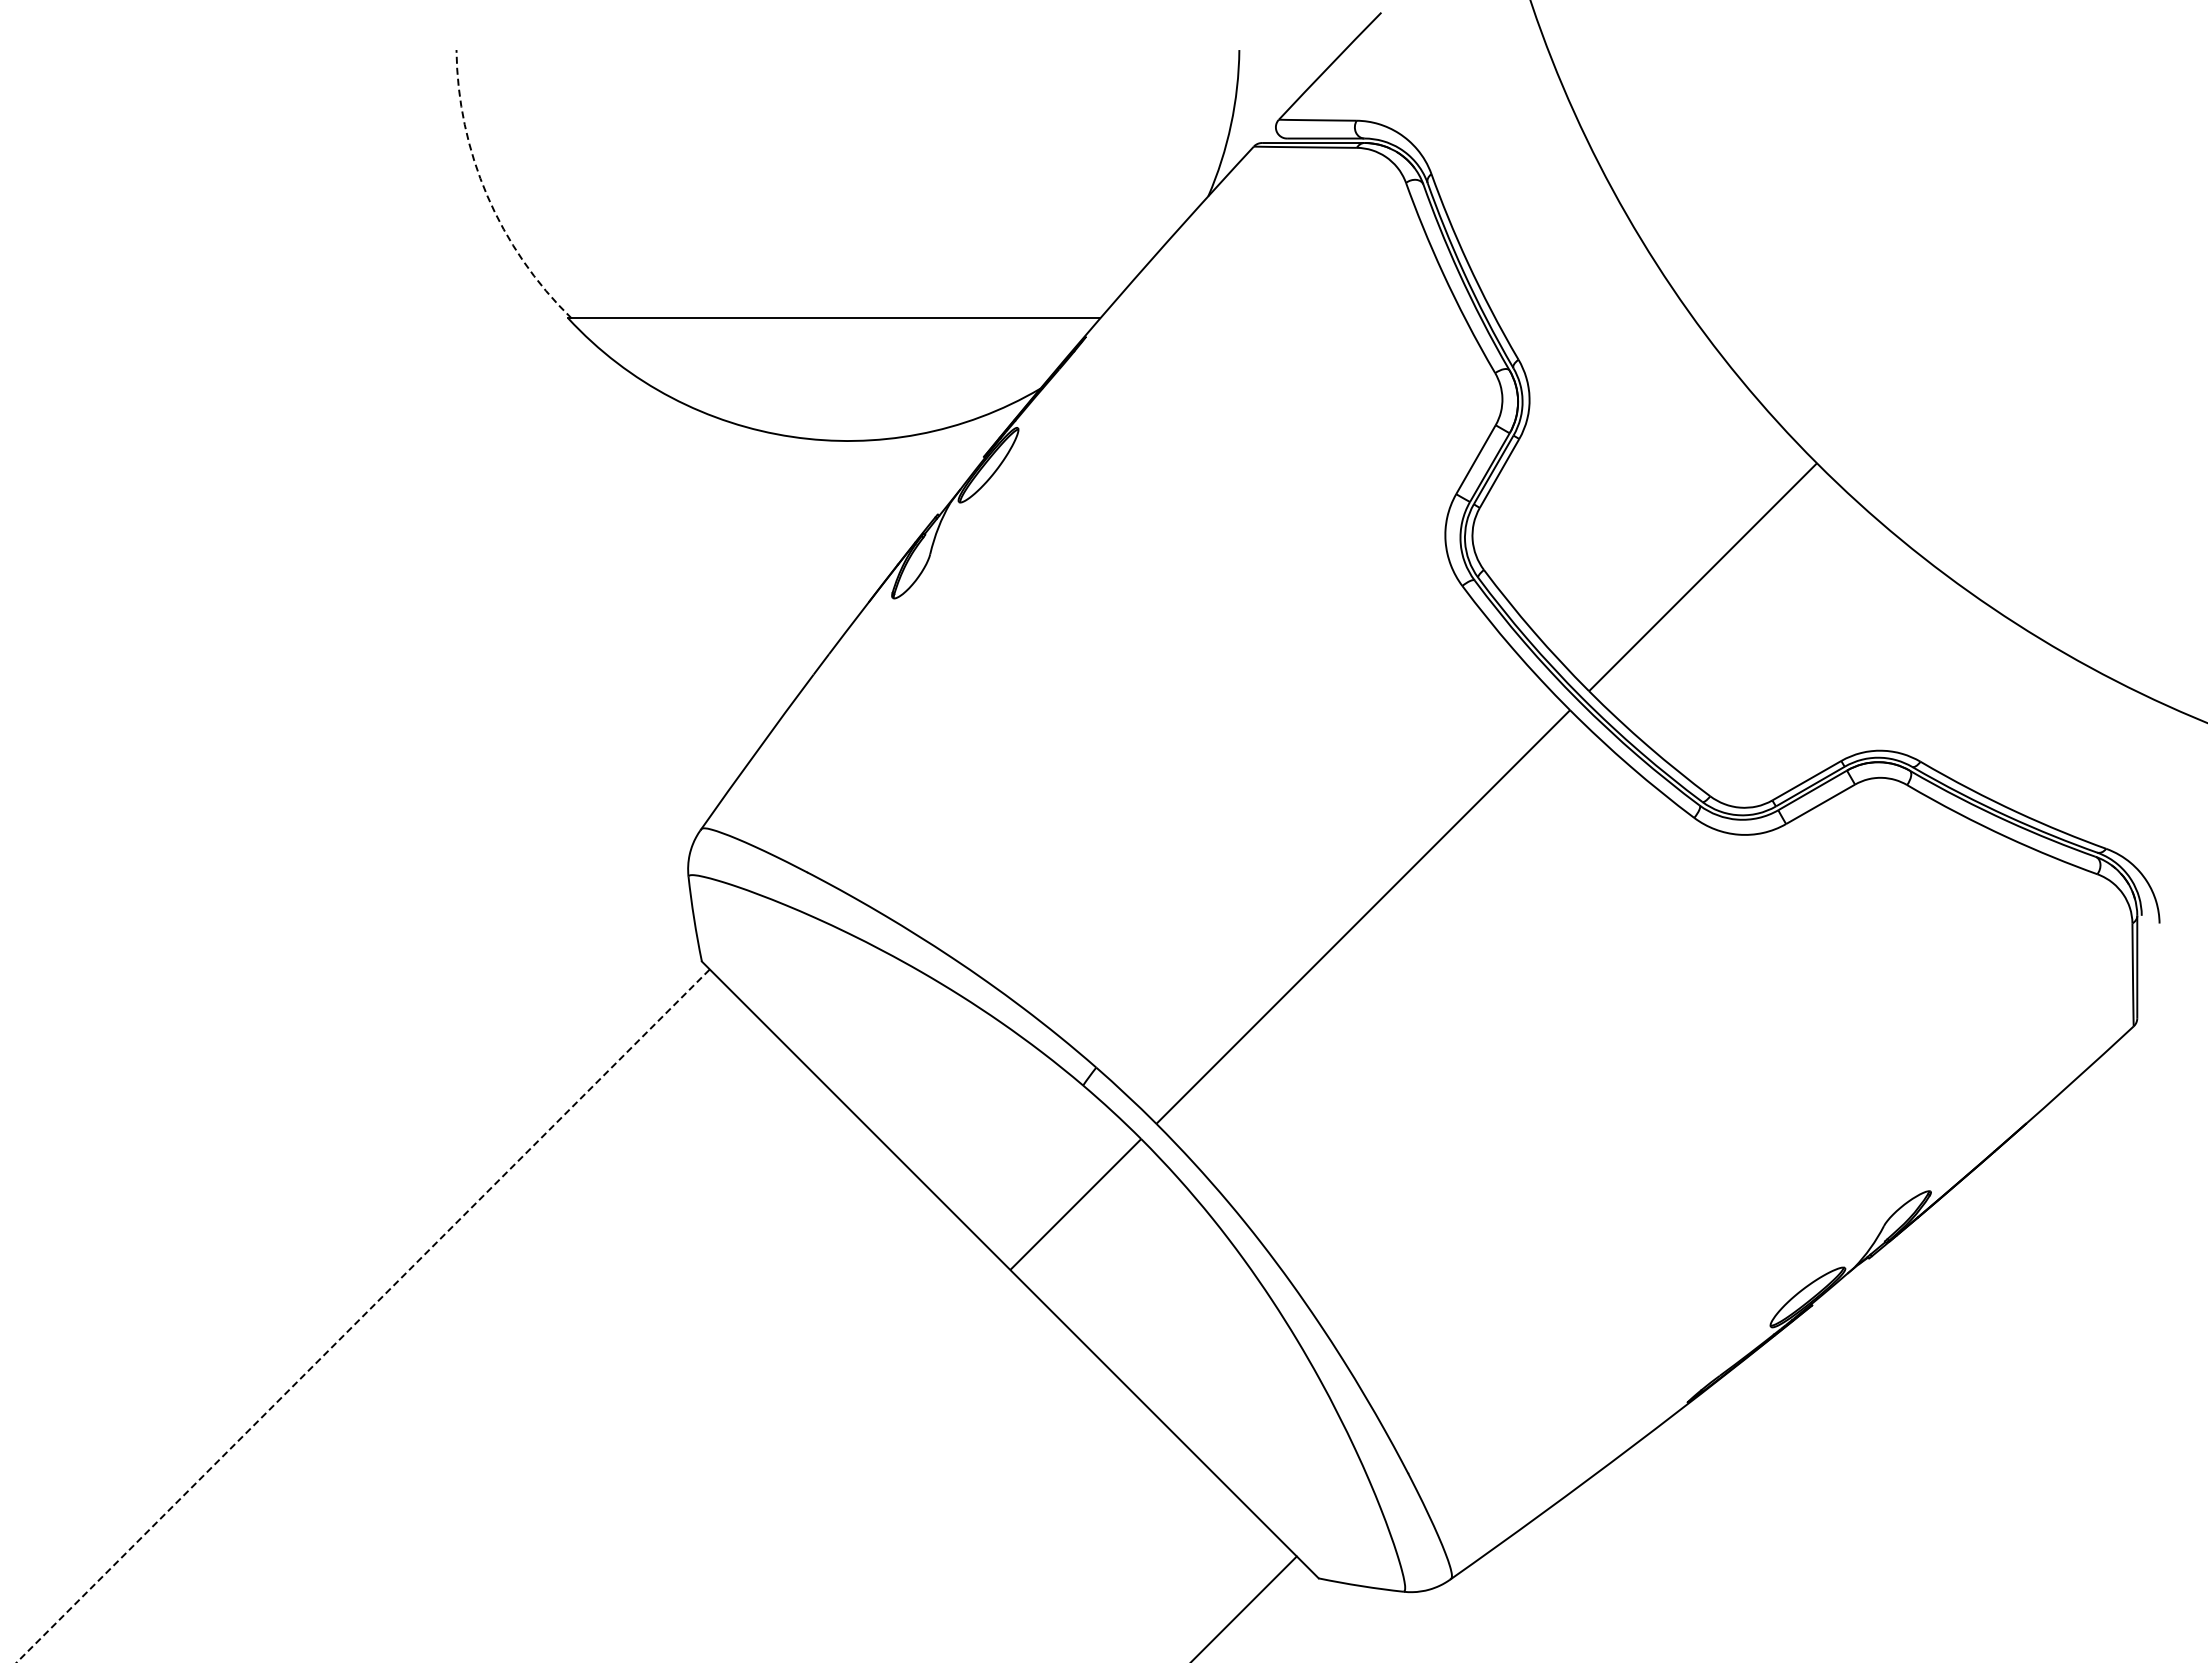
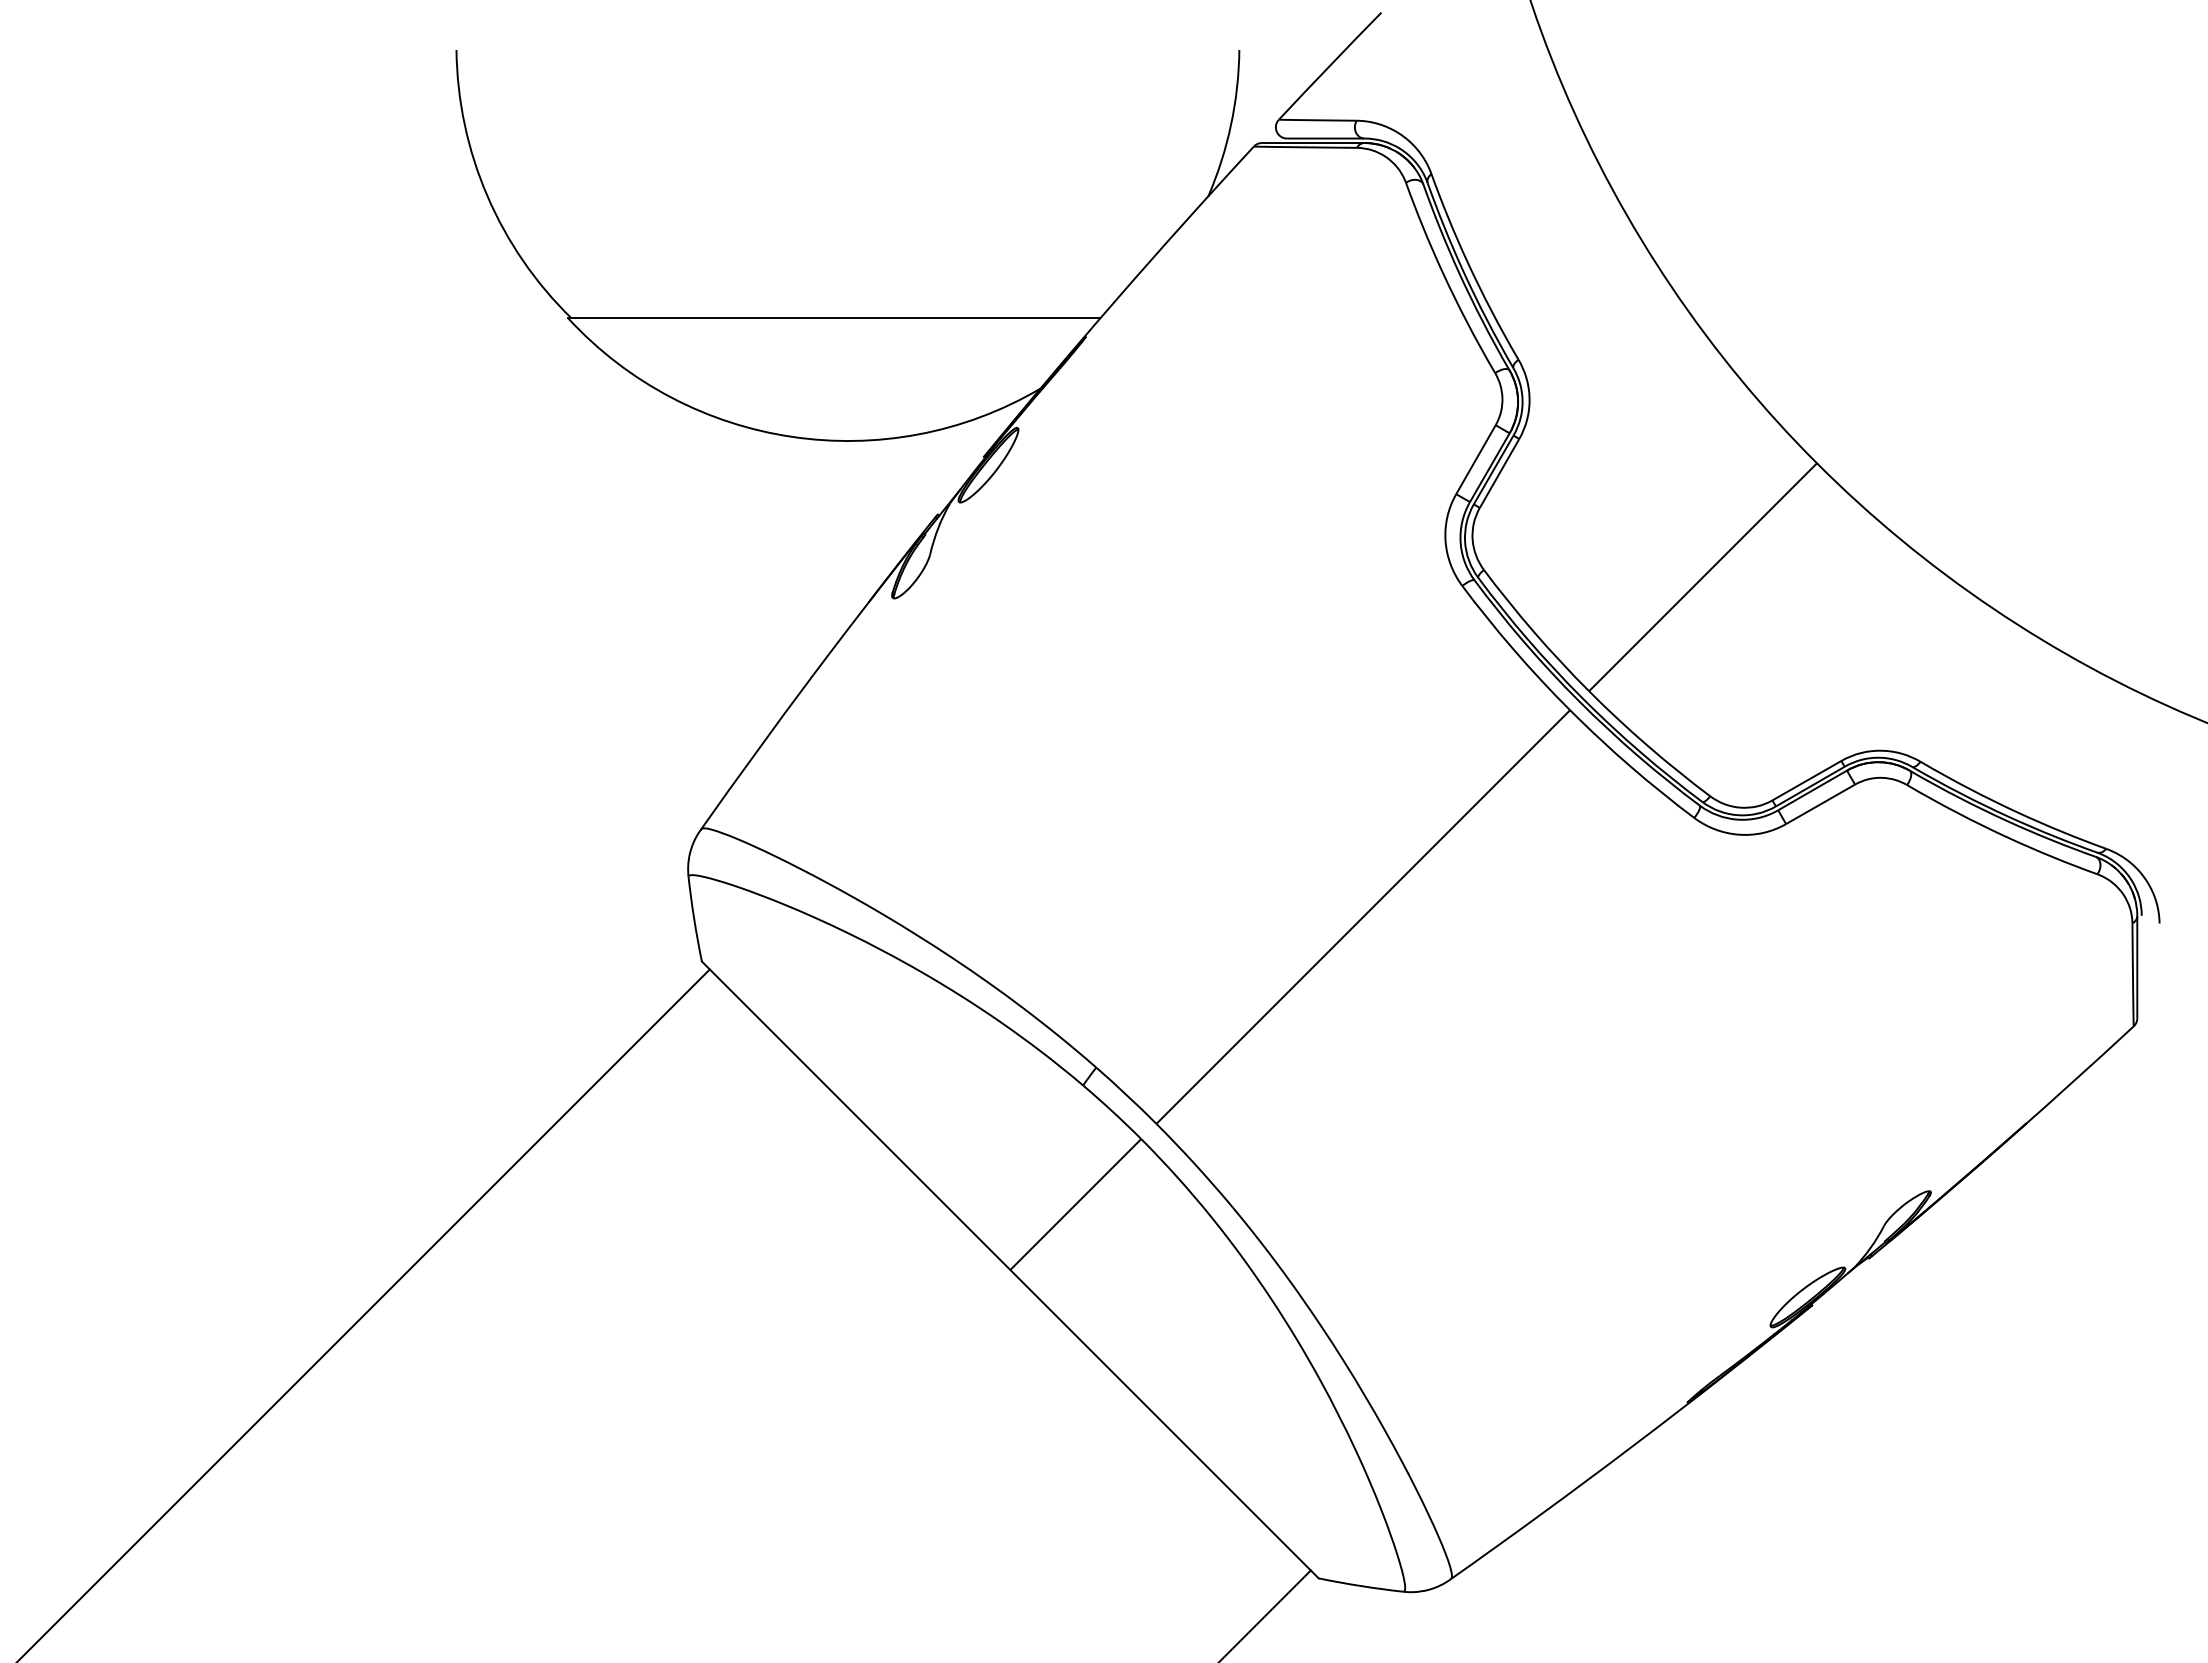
arc: dashed -> solid (487, 195)
line: dashed -> solid (363, 1315)
line position: (1244, 1607) -> (1265, 1614) (1265, 1614)
